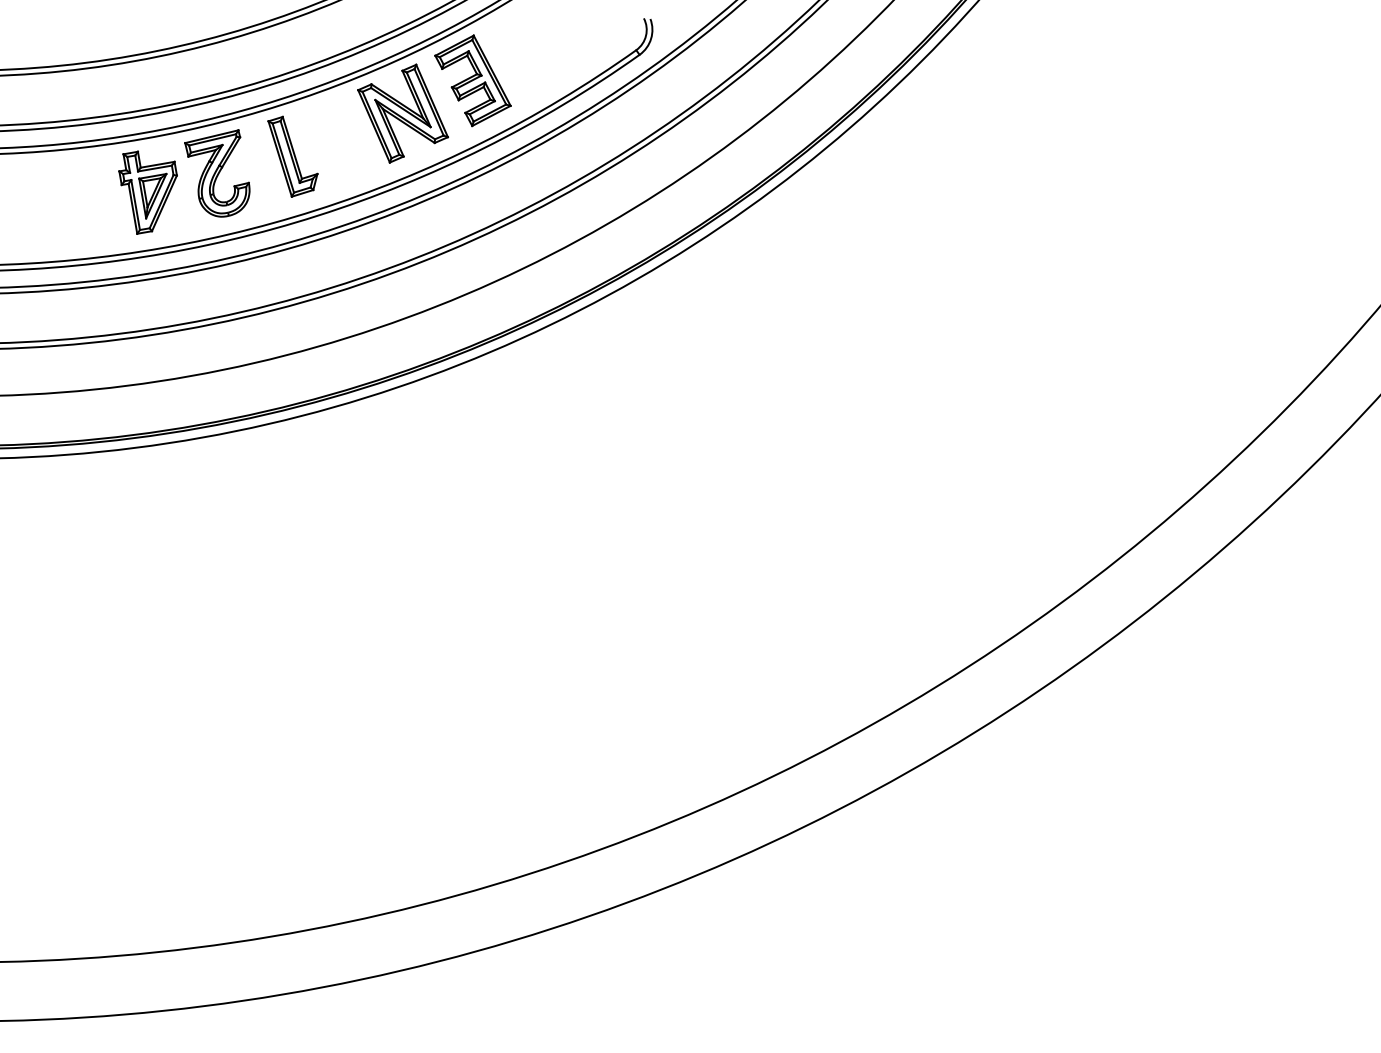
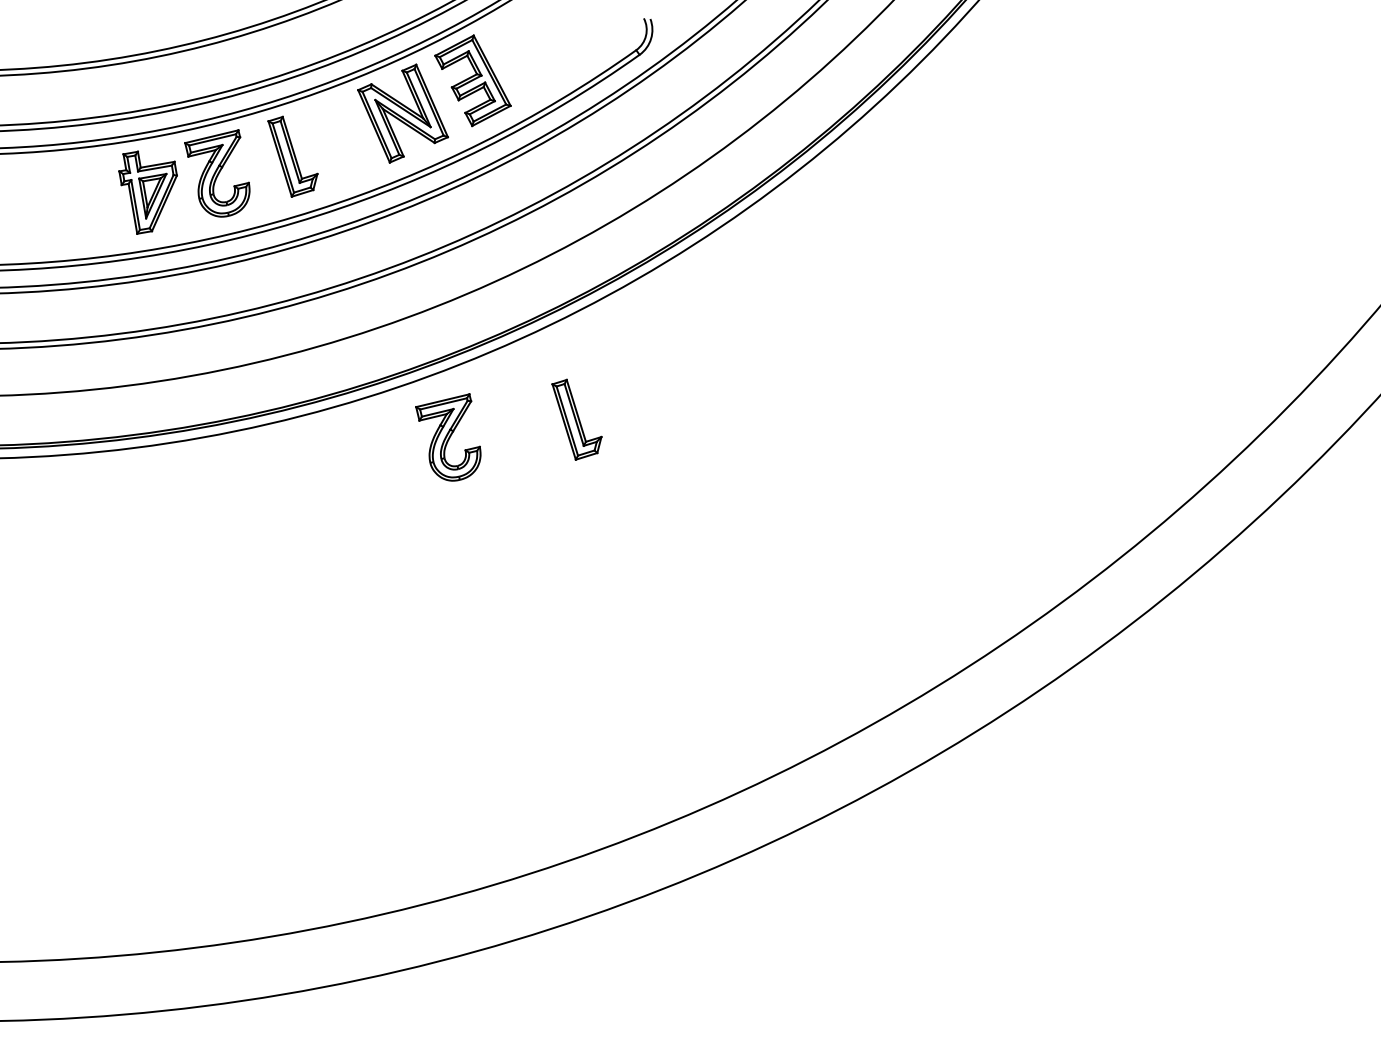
part: none -> present (576, 419)
part: none -> present (448, 437)
